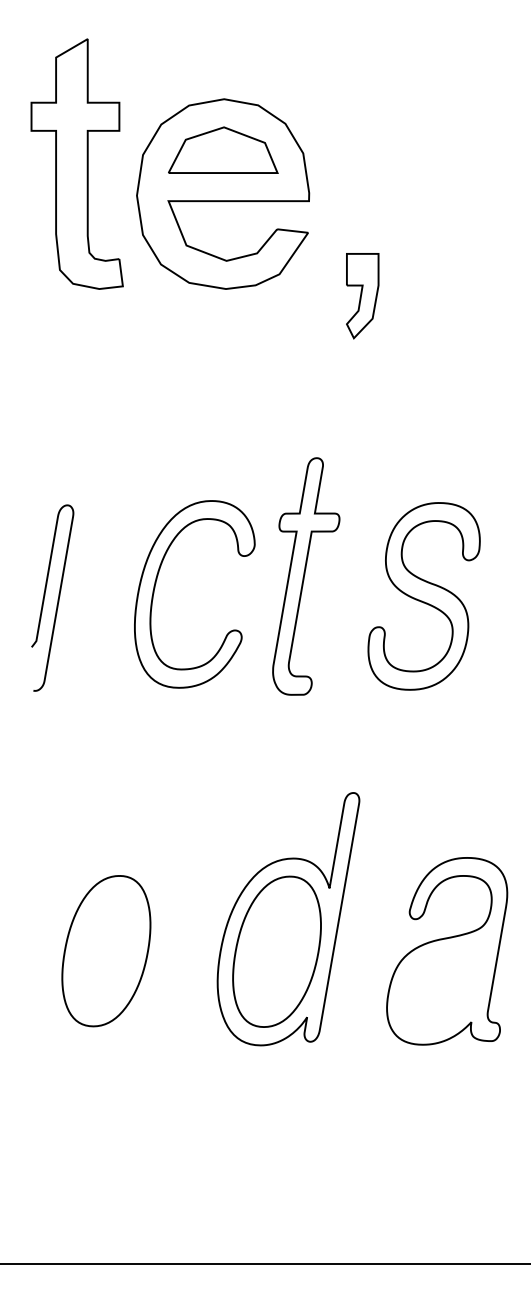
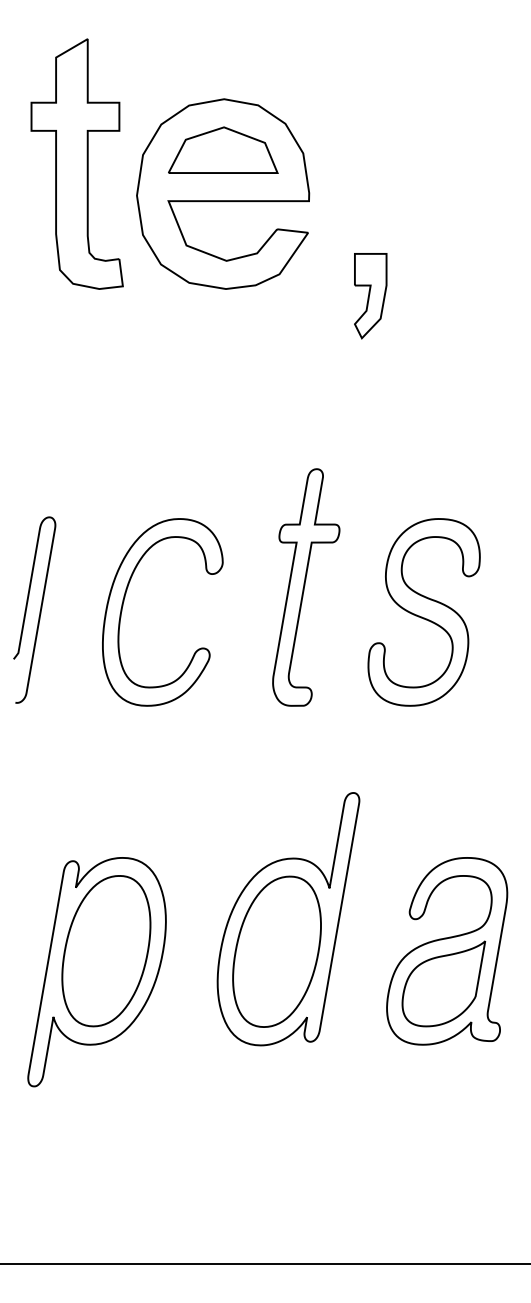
part position: (362, 296) -> (370, 296) (370, 296)
part position: (306, 576) -> (306, 587) (306, 587)
part position: (155, 588) -> (123, 606) (123, 606)
part position: (423, 596) -> (423, 612) (423, 612)
curve position: (57, 599) -> (39, 611) (39, 611)
part: none -> present (96, 972)
part: none -> present (443, 983)
